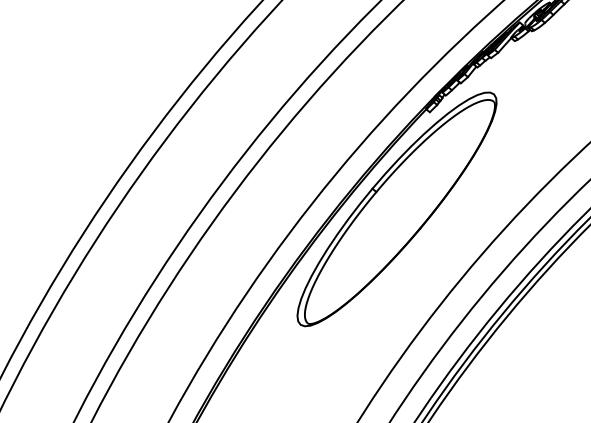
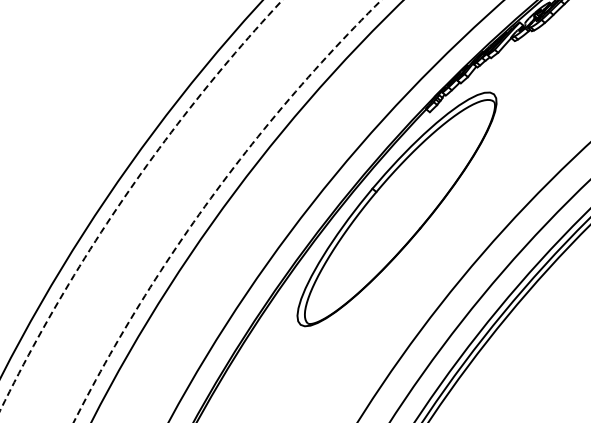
circle: solid -> dashed (141, 205)
circle: solid -> dashed (227, 211)
